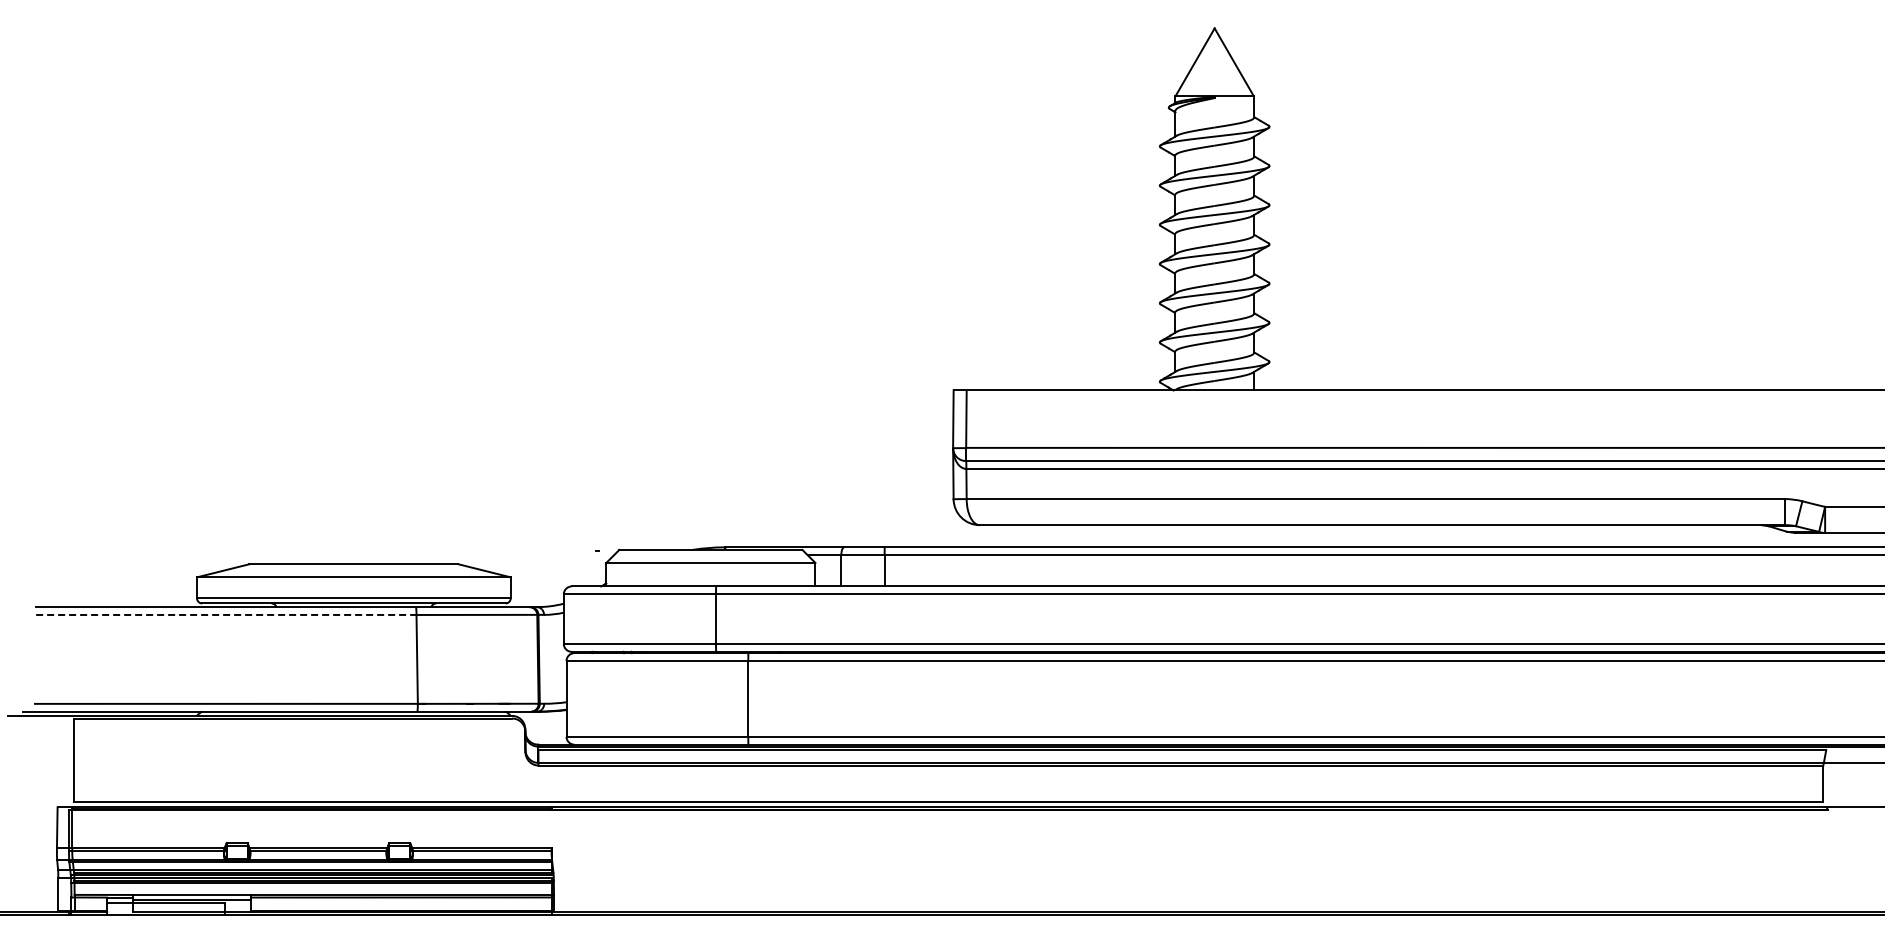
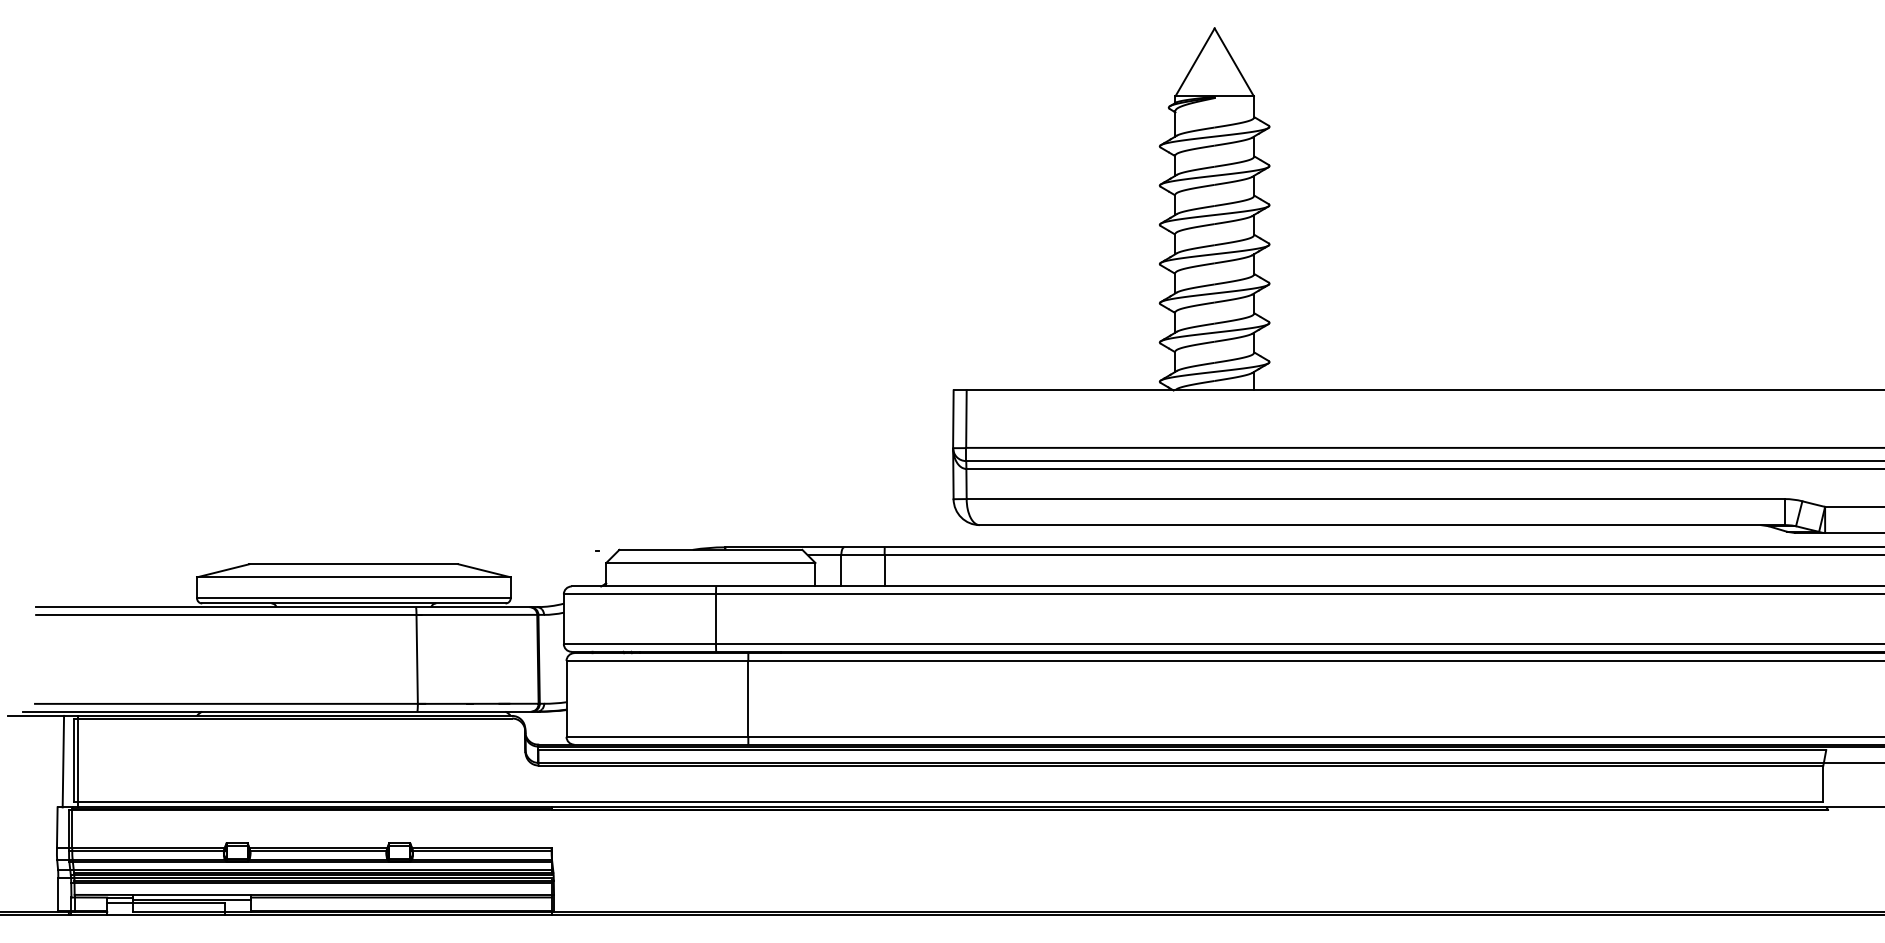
line: dashed -> solid (228, 614)
line: none -> present (63, 761)
line: none -> present (77, 761)
